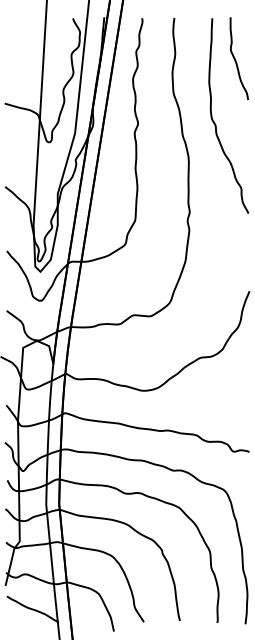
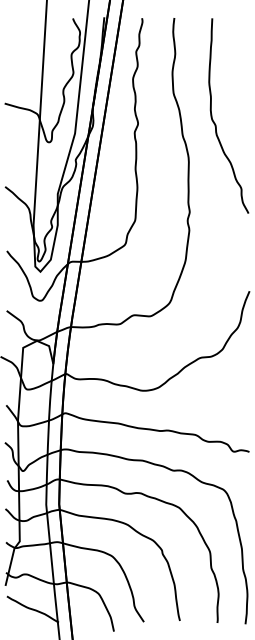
curve: present -> none (236, 60)
